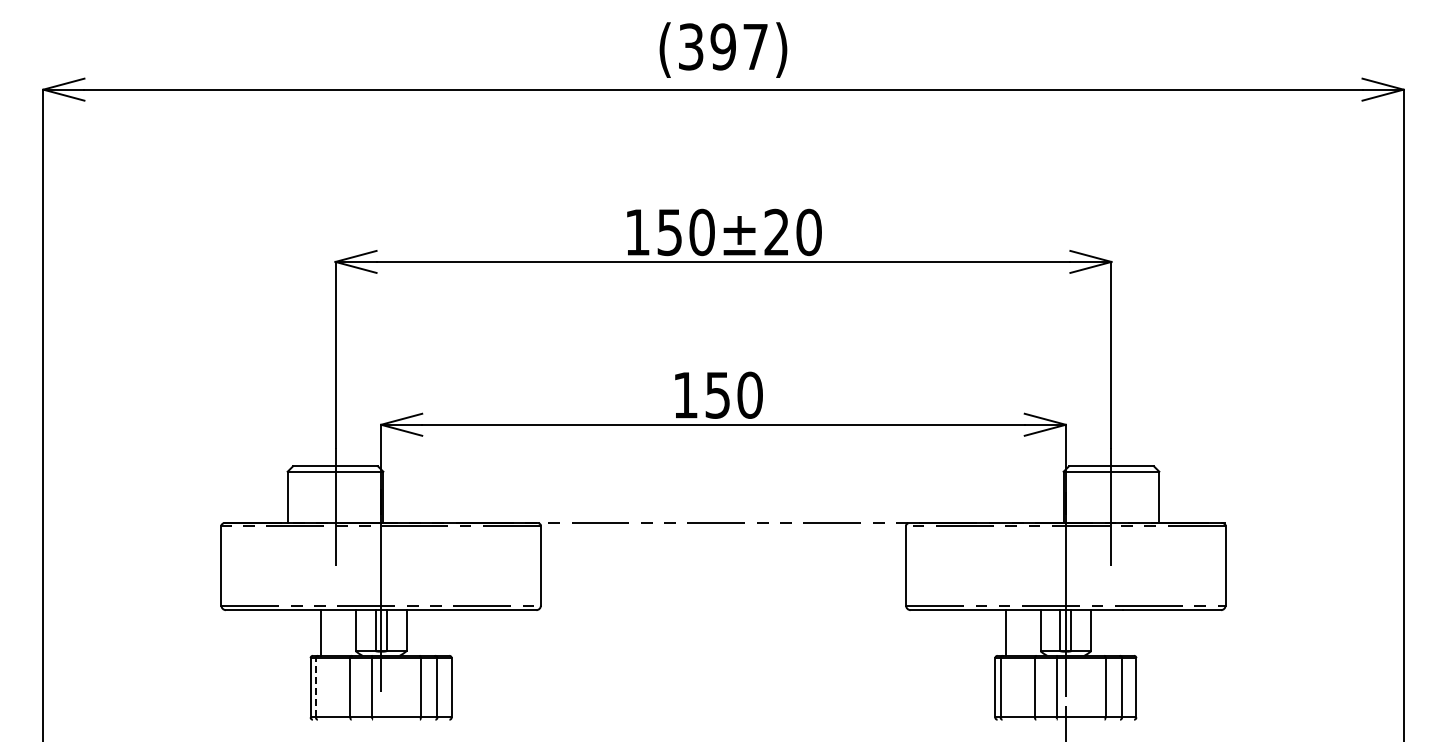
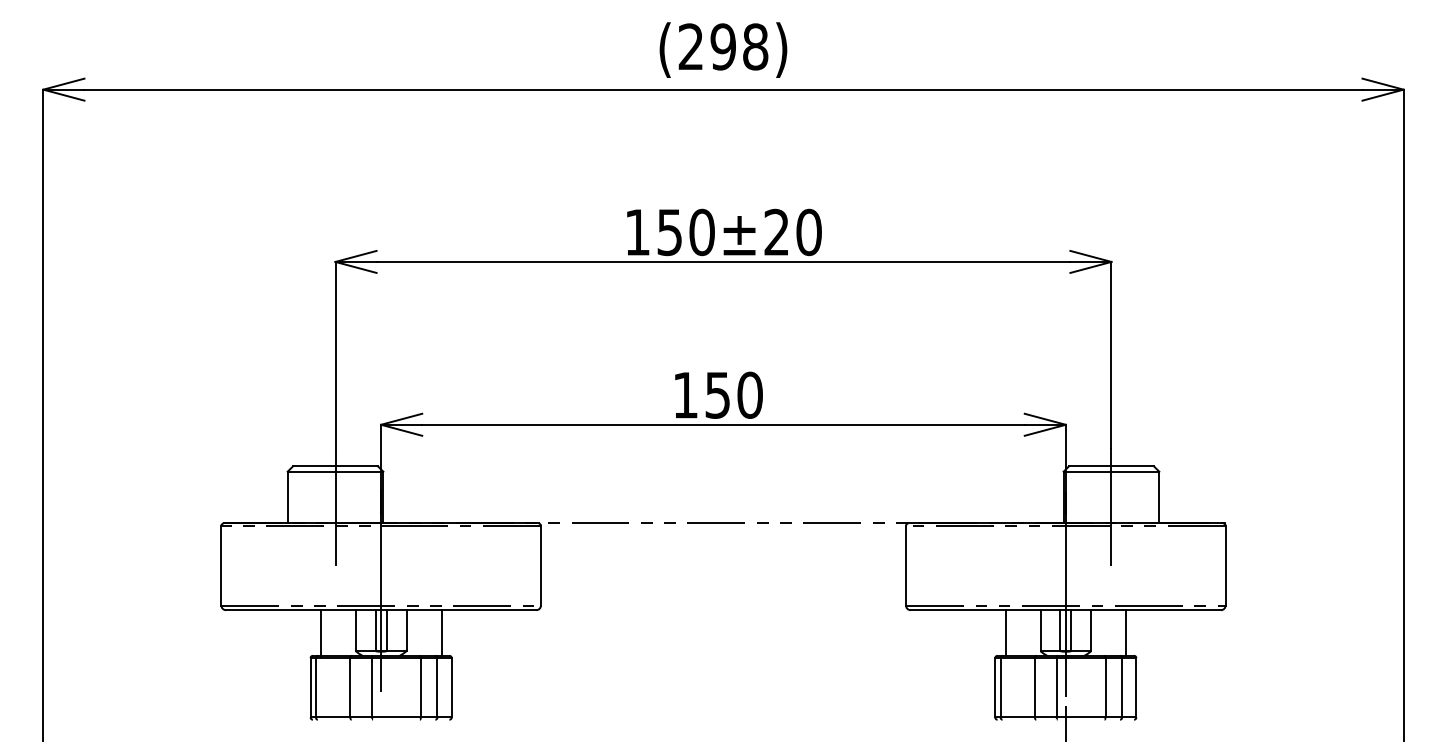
text: (397) -> (298) (723, 46)
line: none -> present (441, 632)
line: none -> present (1126, 632)
line: dashed -> solid (315, 687)
